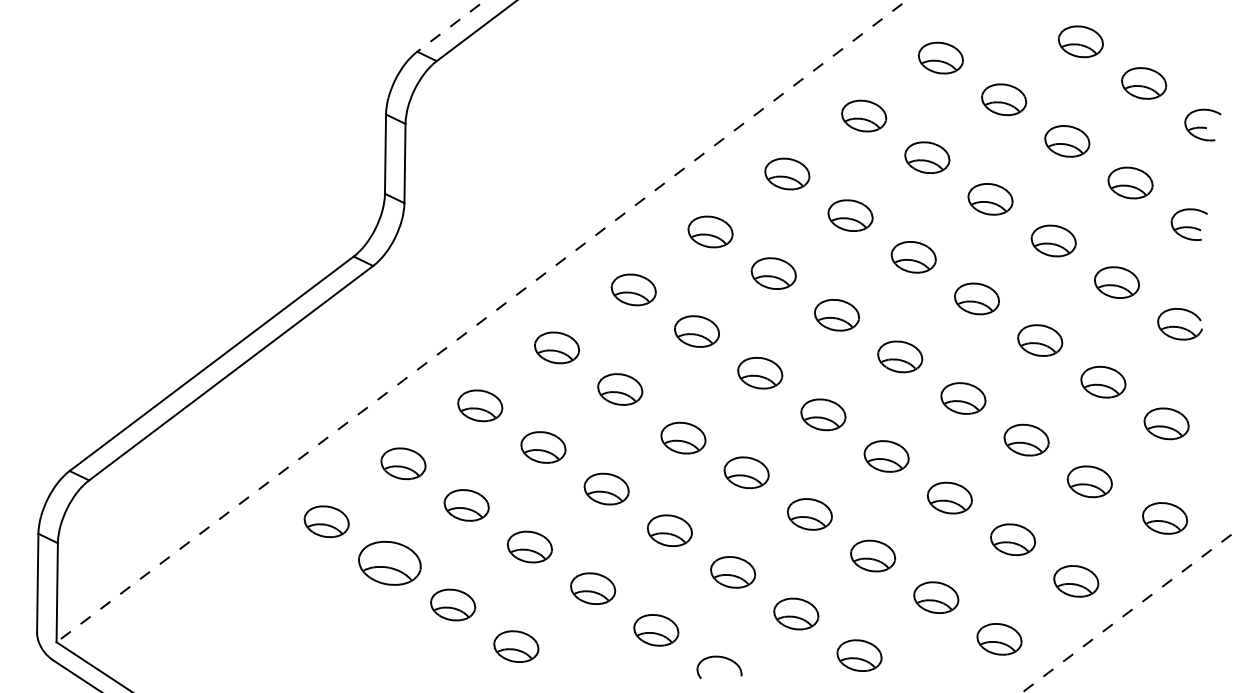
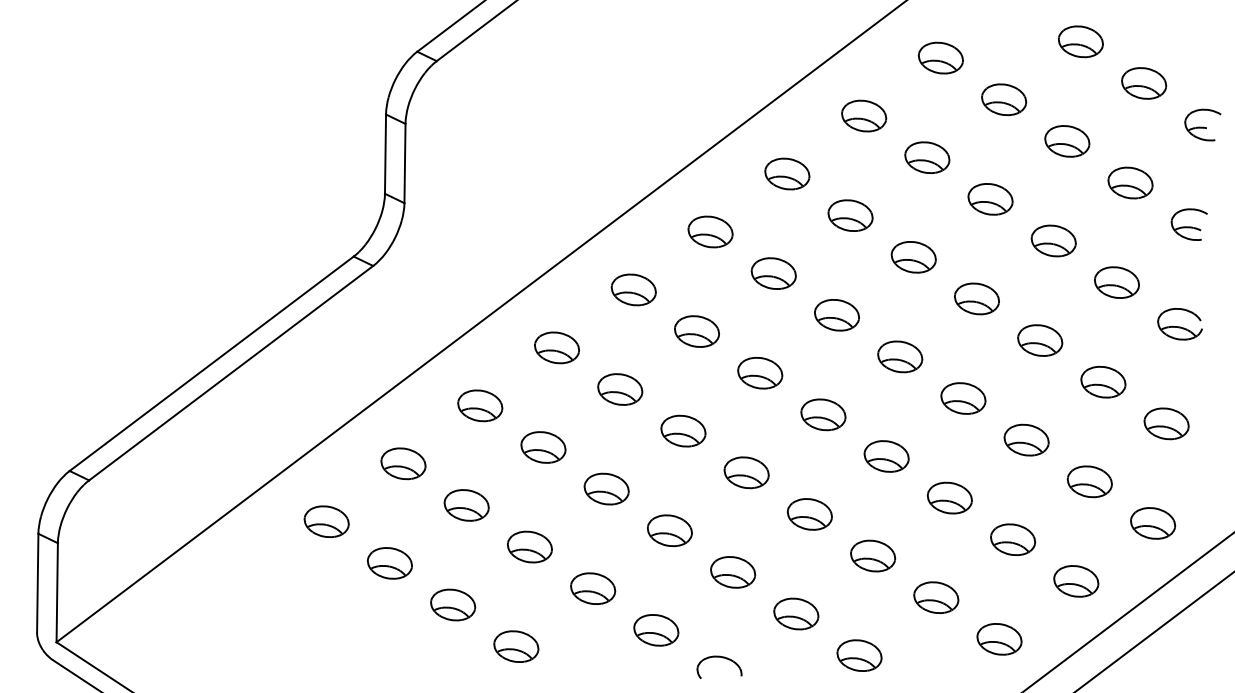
line: dashed -> solid (450, 26)
line: dashed -> solid (481, 321)
part position: (683, 437) -> (683, 430) (683, 430)
part position: (1164, 518) -> (1152, 523) (1152, 523)
part size: 64x46 px -> 46x33 px (389, 563)
line: dashed -> solid (1128, 612)
line: none -> present (1154, 631)
